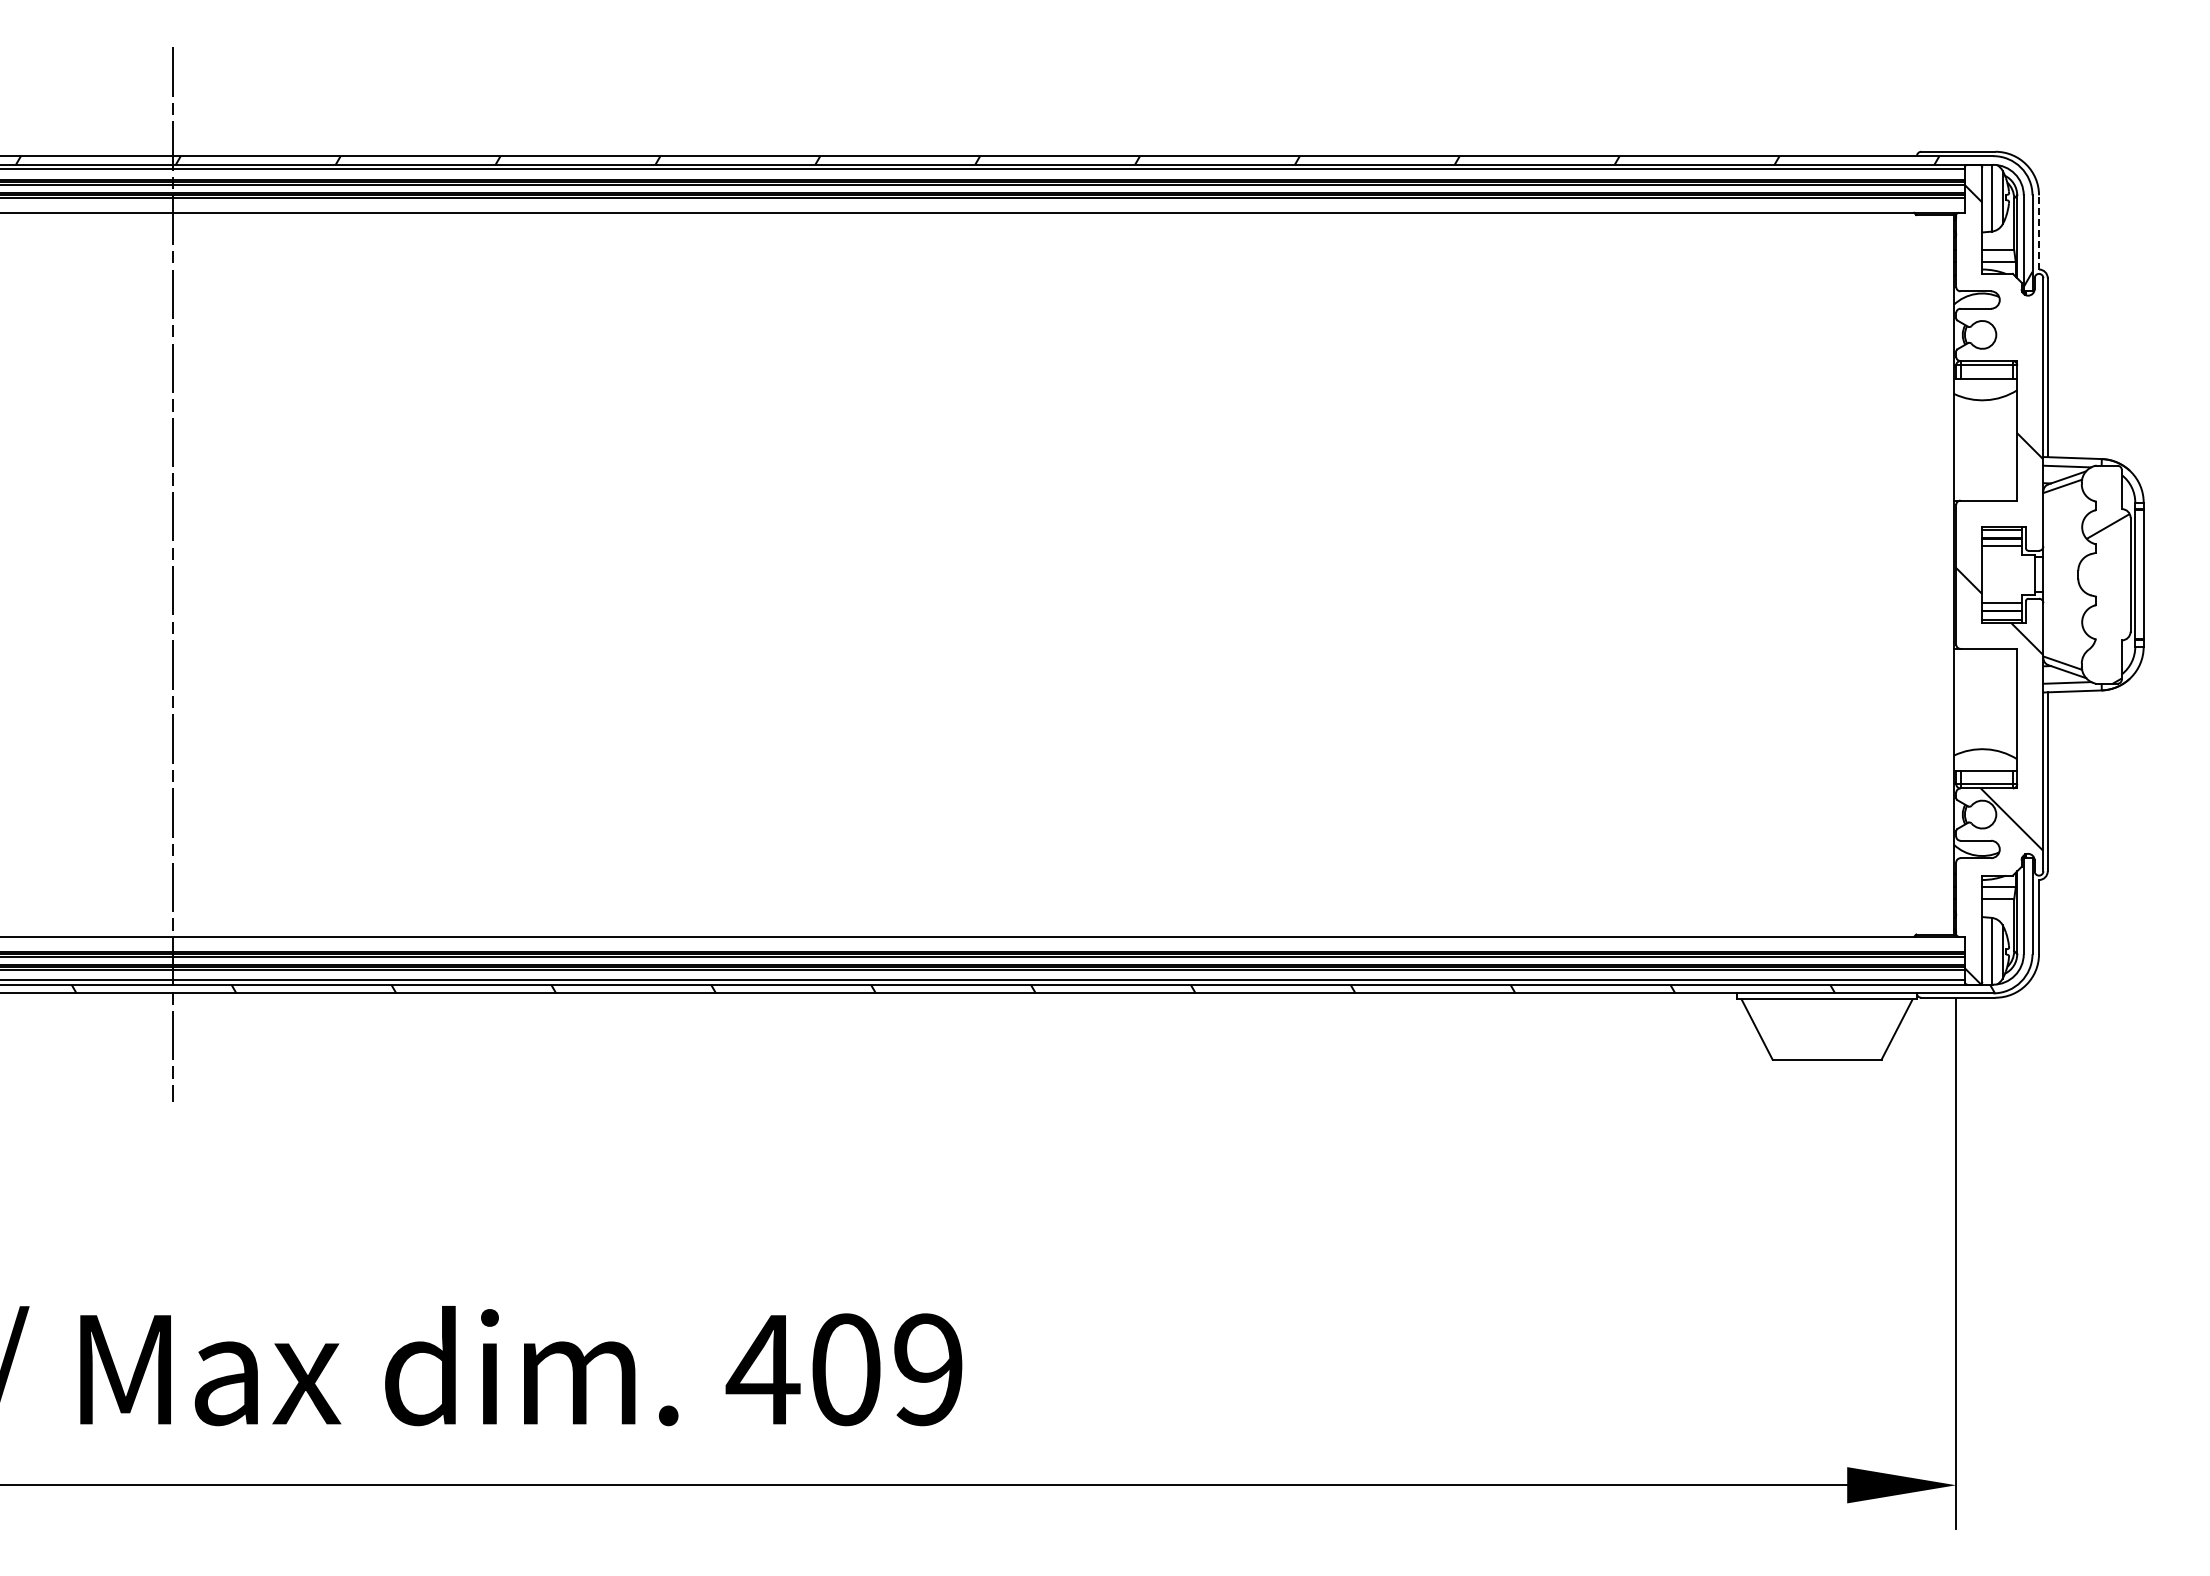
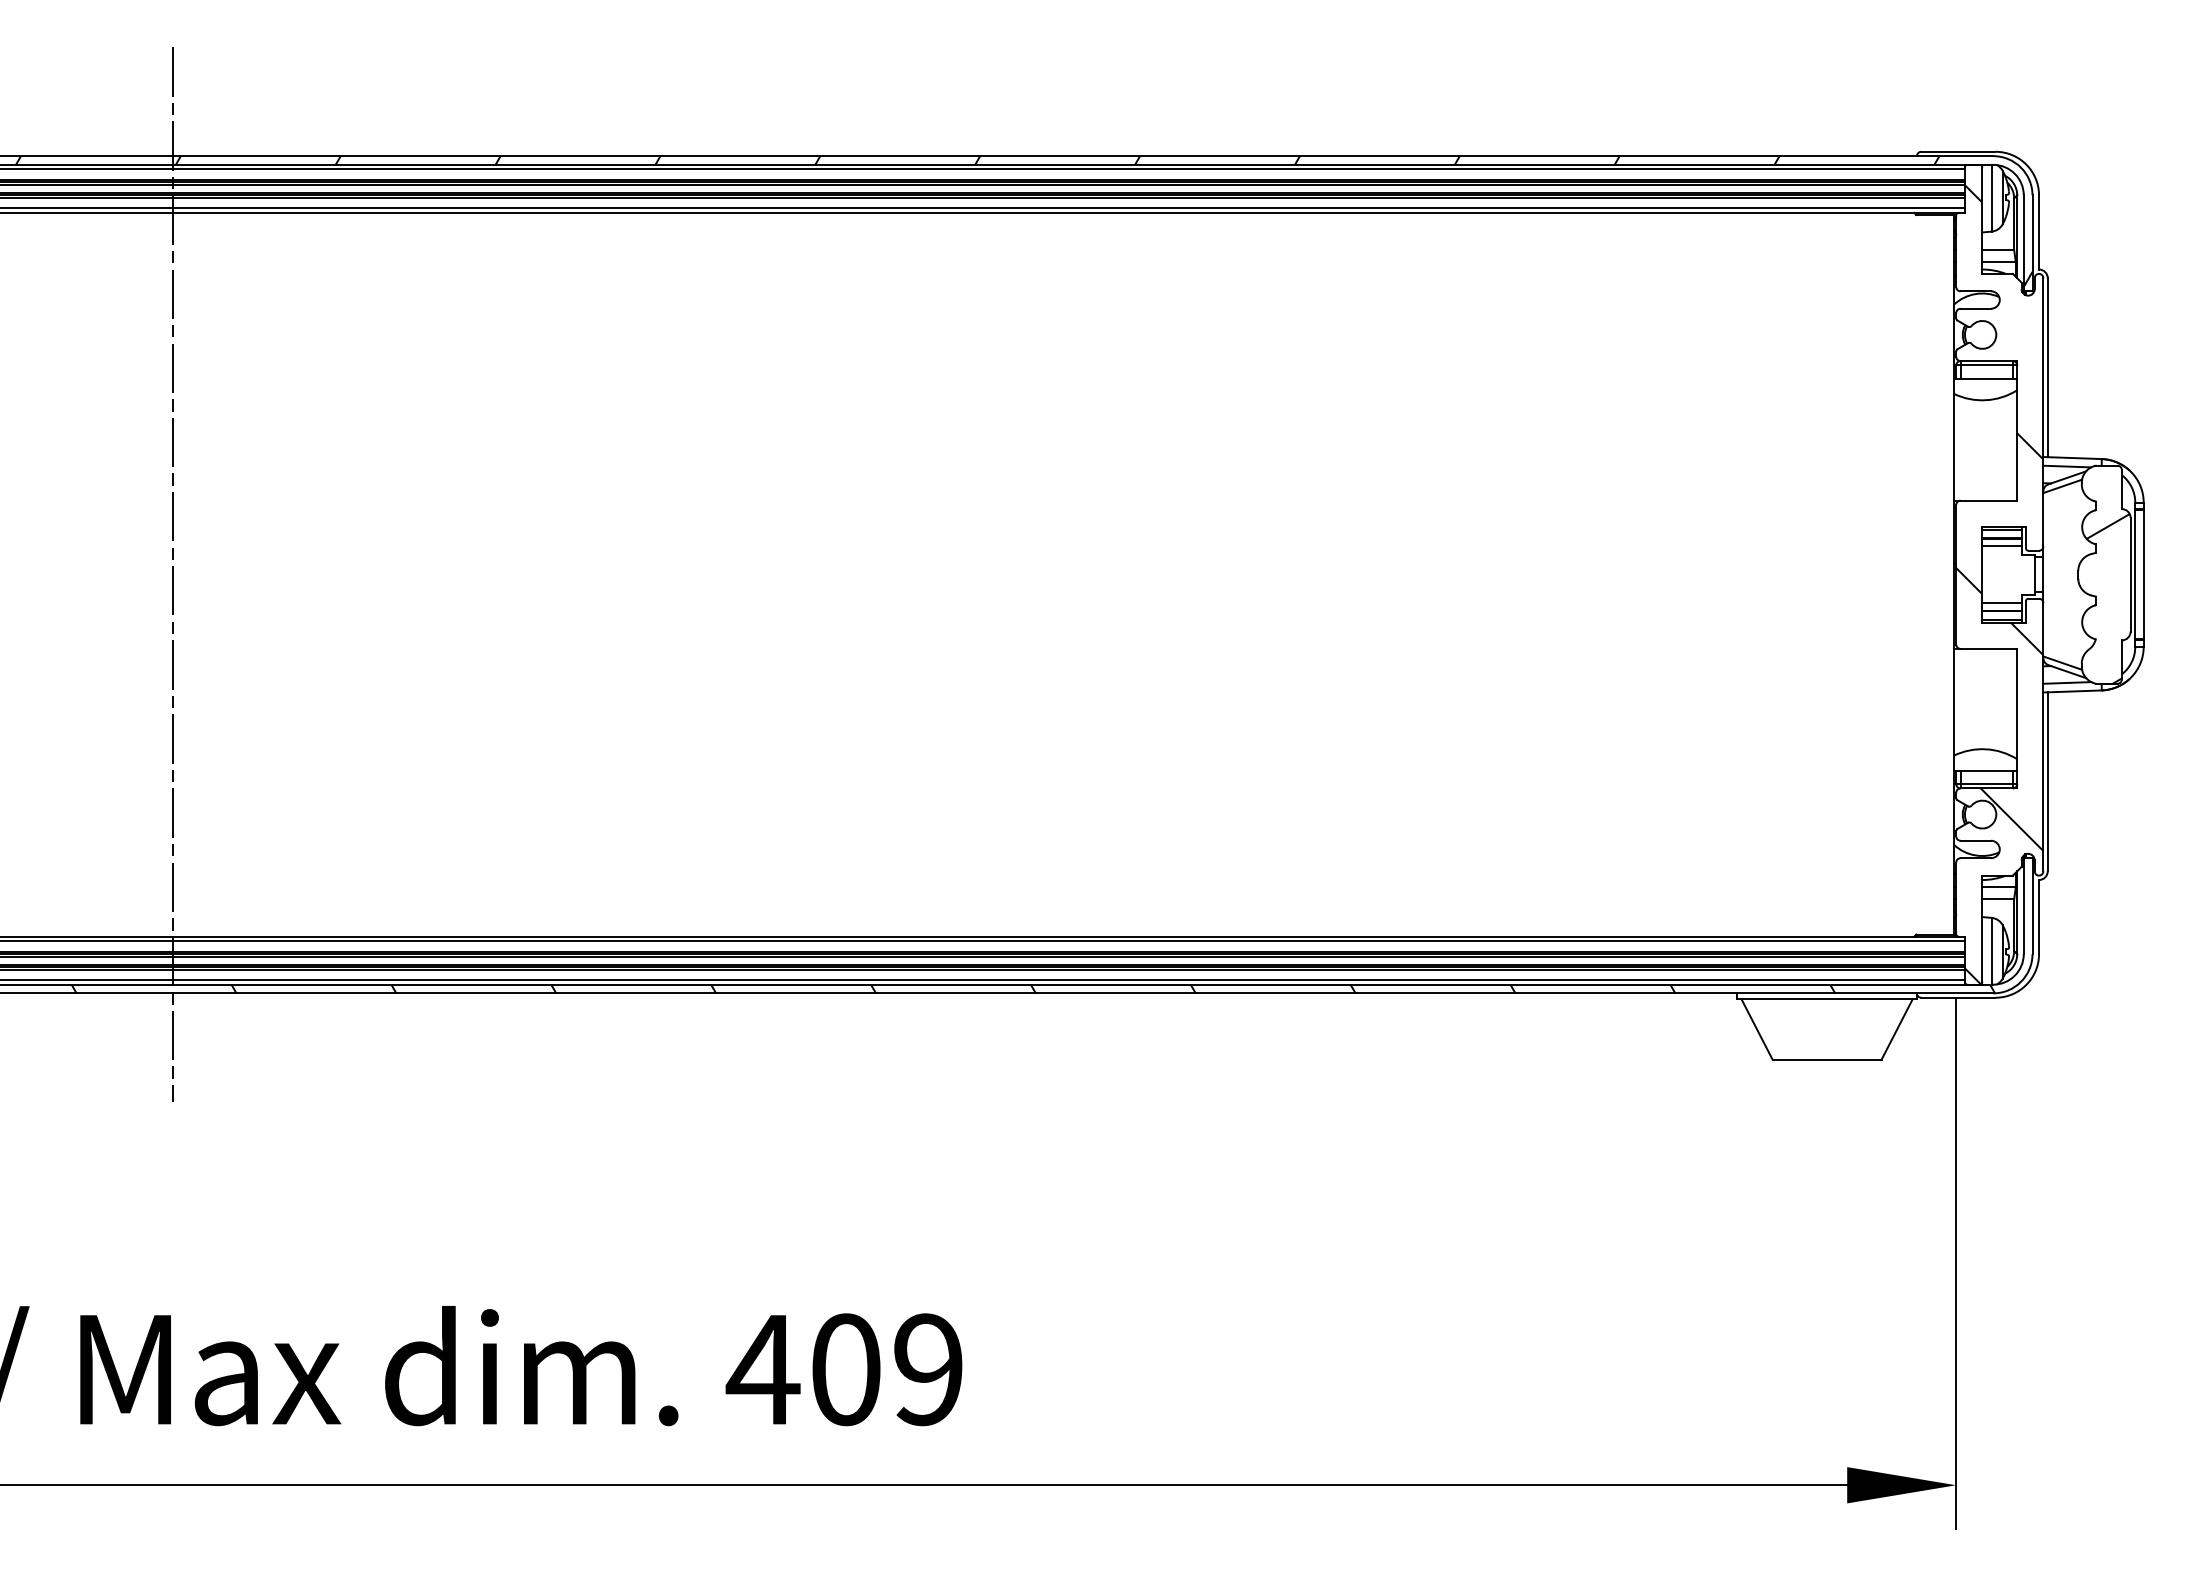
line: none -> present (983, 208)
line: dashed -> solid (2039, 231)
line: none -> present (983, 941)
